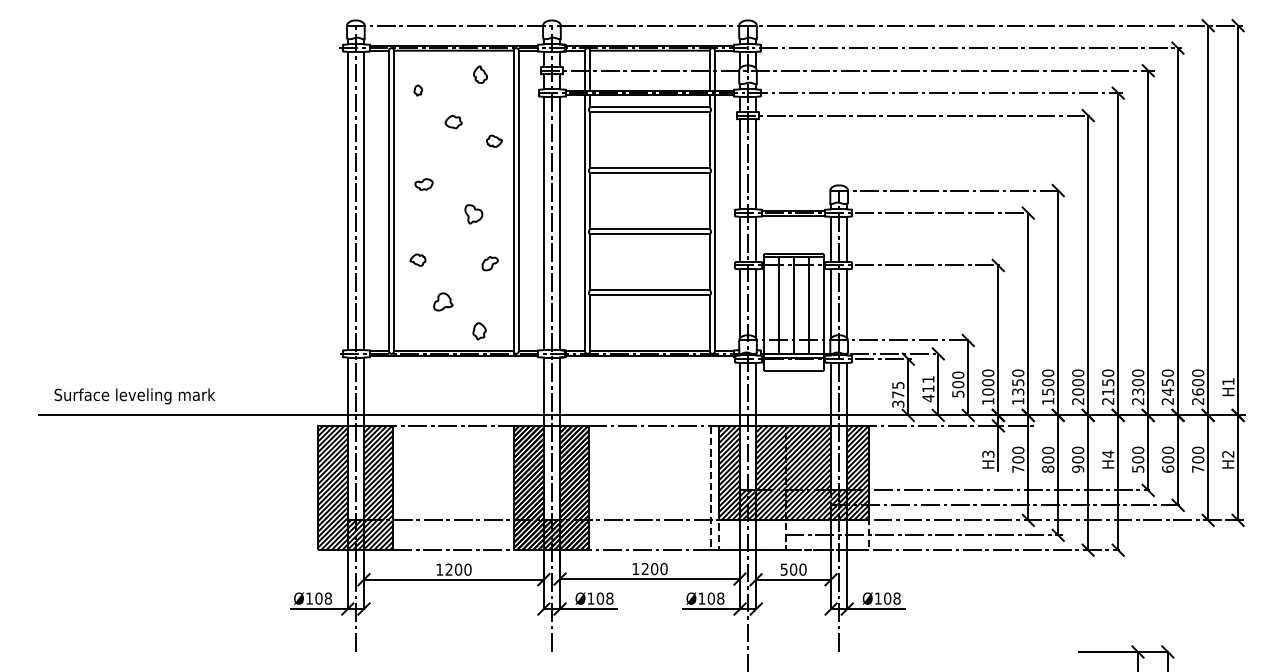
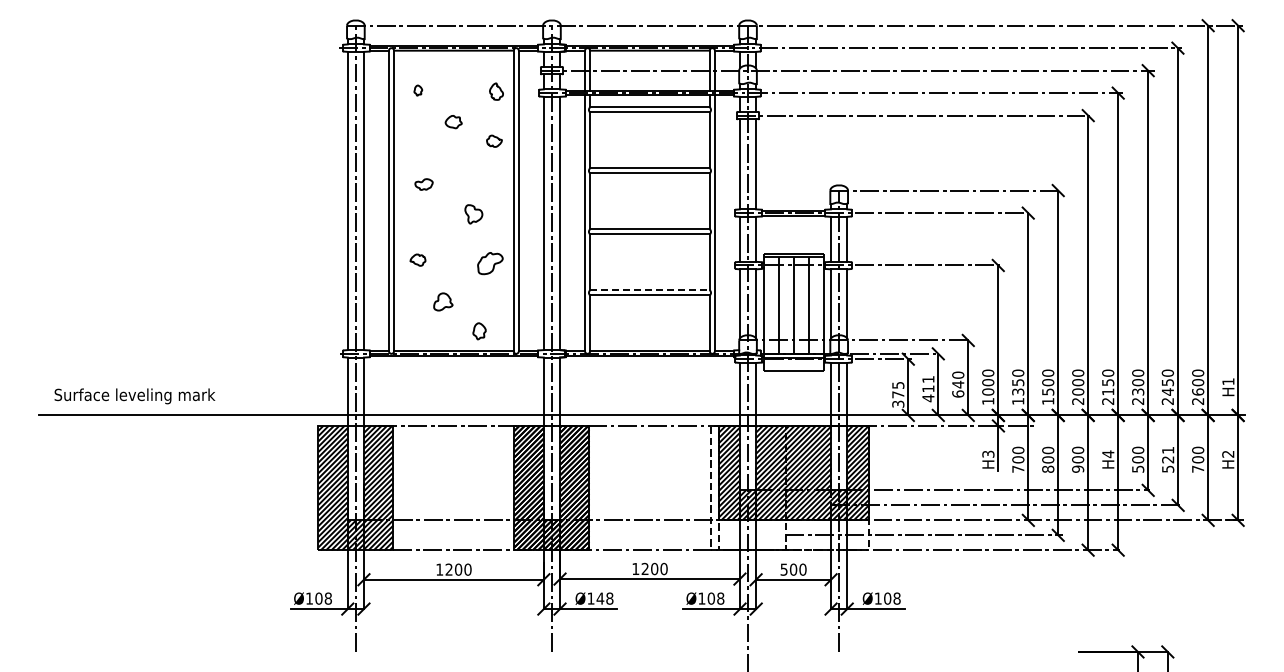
curve position: (482, 71) -> (498, 88) (498, 88)
part size: 18x16 px -> 27x24 px (490, 263)
line: solid -> dashed (649, 290)
text: 500 -> 640 (958, 388)
text: 600 -> 521 (1168, 459)
text: Ø108 -> Ø148 (600, 598)
